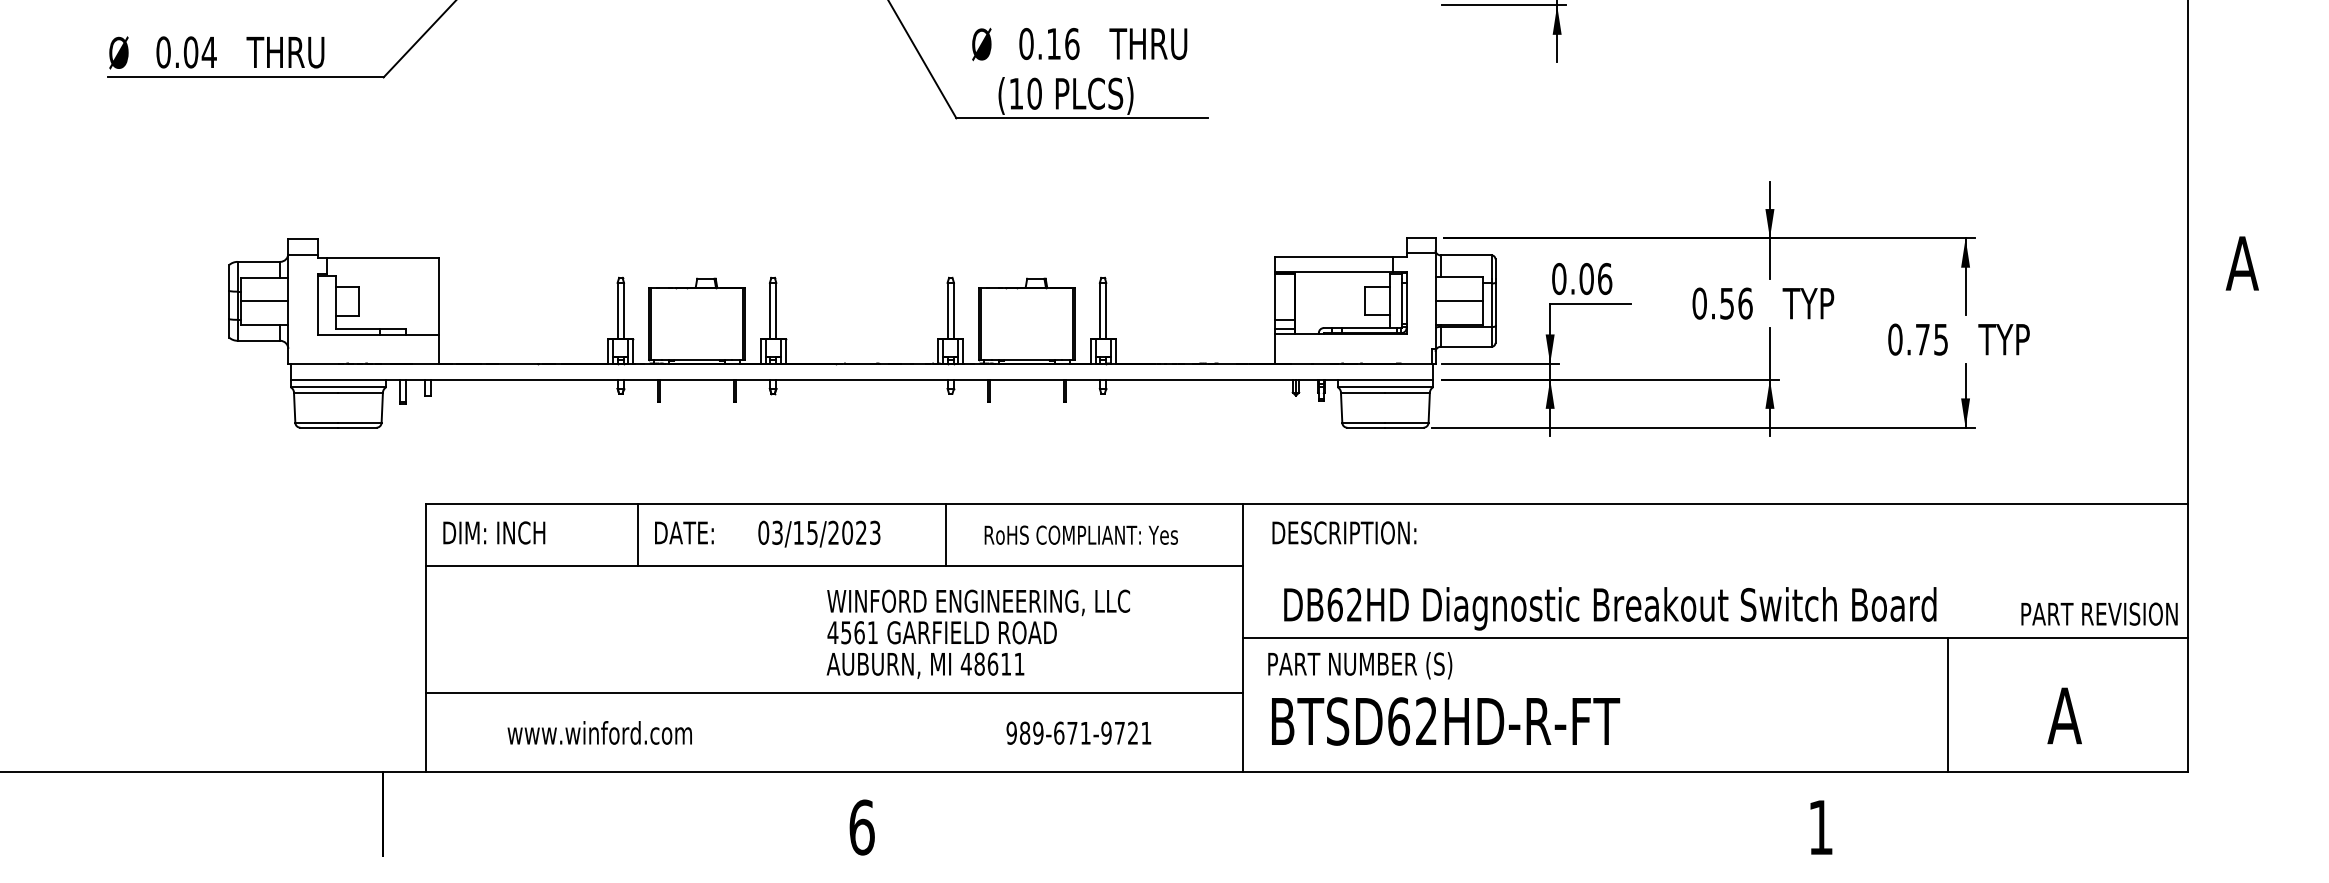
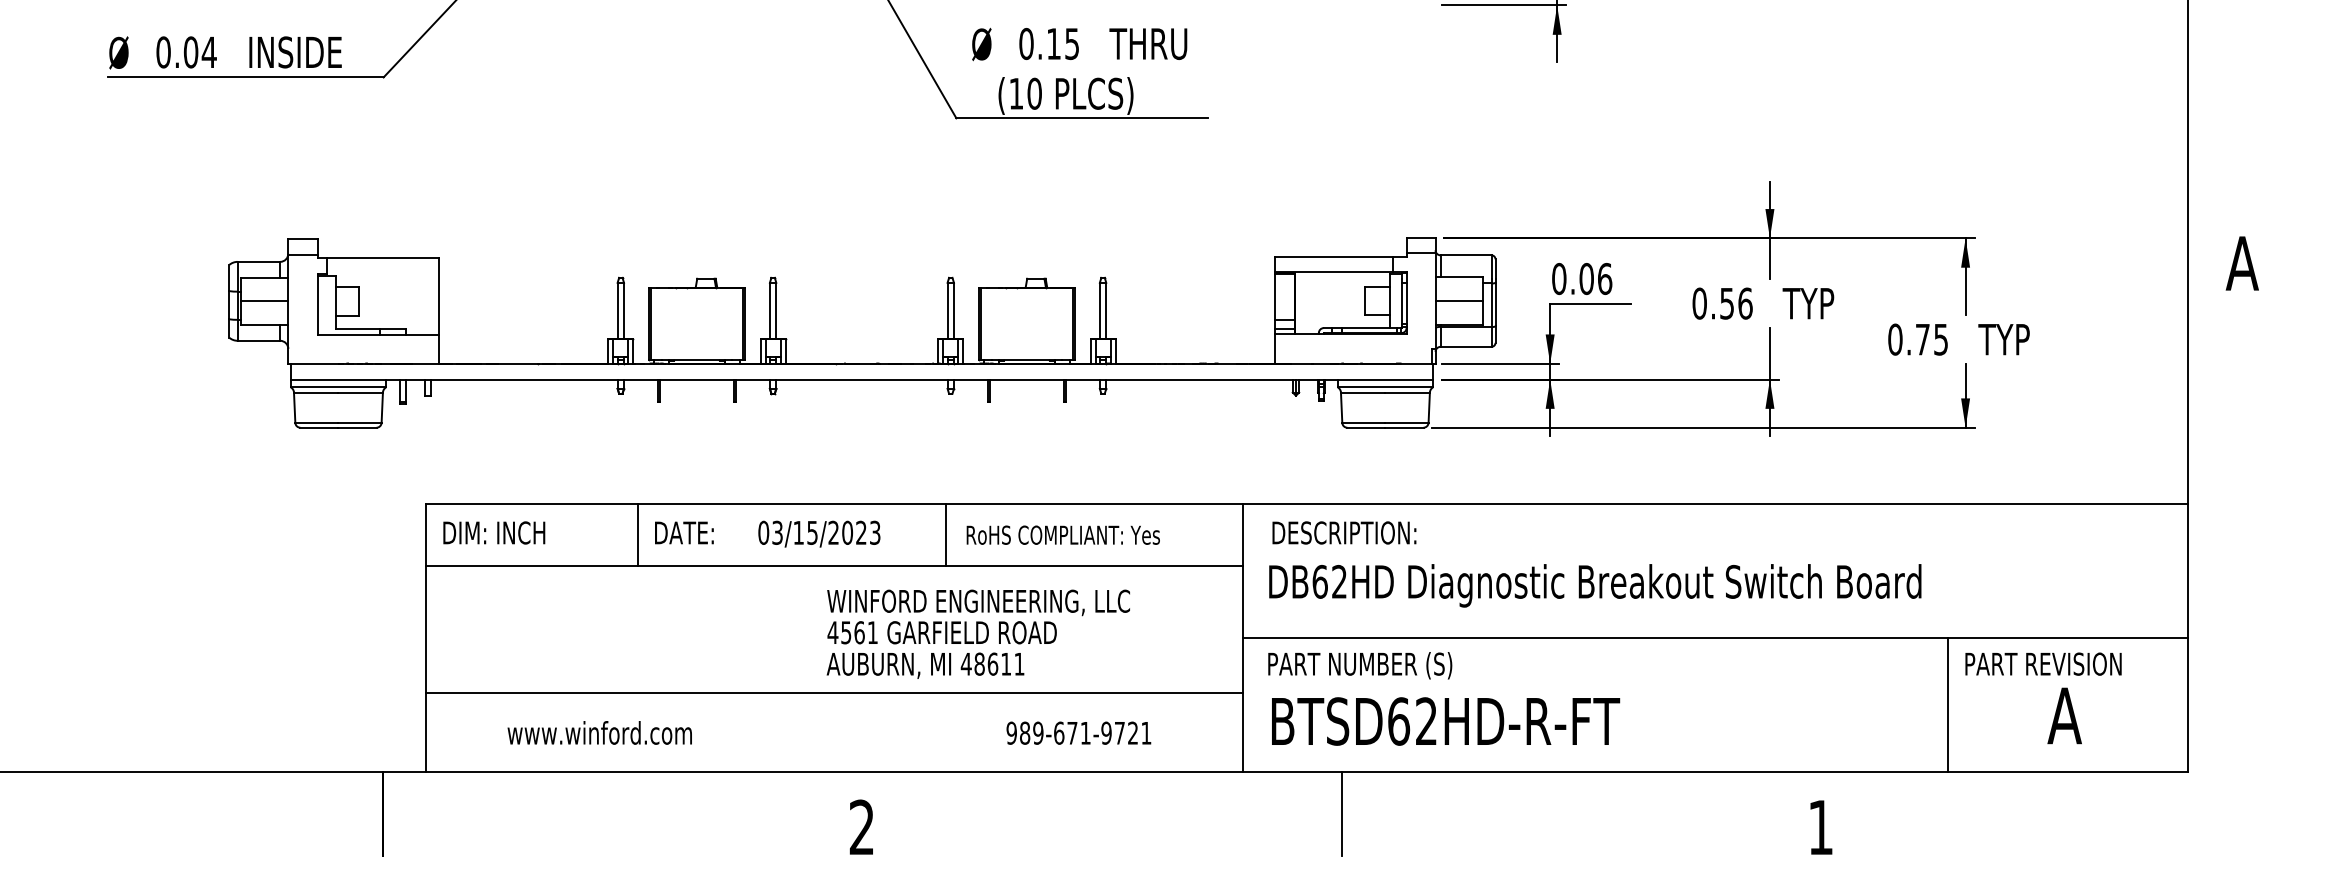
text: 0.16 -> 0.15 (1072, 44)
text: THRU -> INSIDE (293, 52)
text position: (1080, 534) -> (1062, 534) (1062, 534)
text position: (1610, 608) -> (1595, 585) (1595, 585)
text position: (2099, 613) -> (2043, 663) (2043, 663)
line: none -> present (1342, 813)
text: 6 -> 2 (861, 827)
